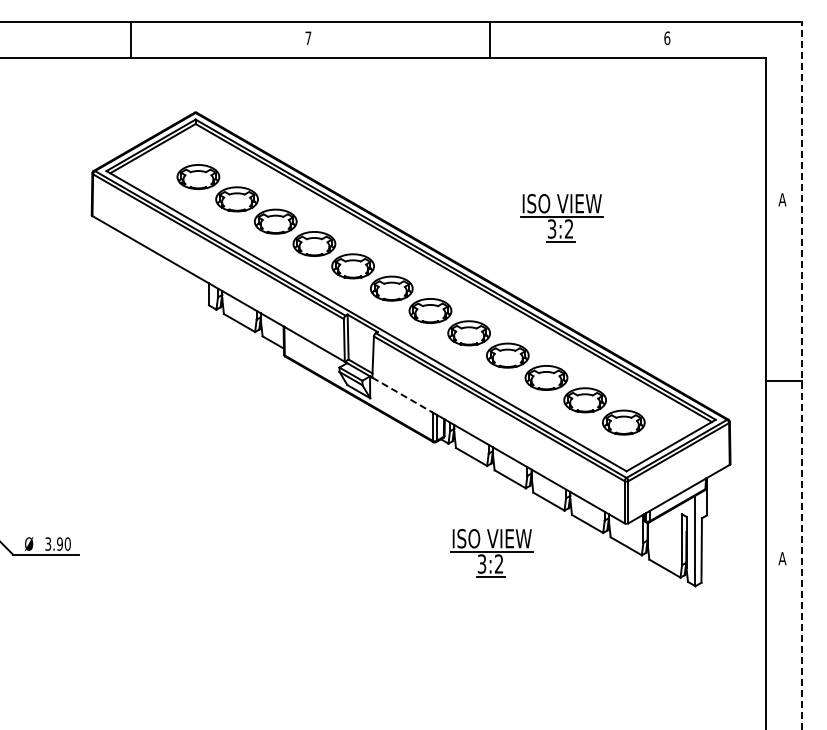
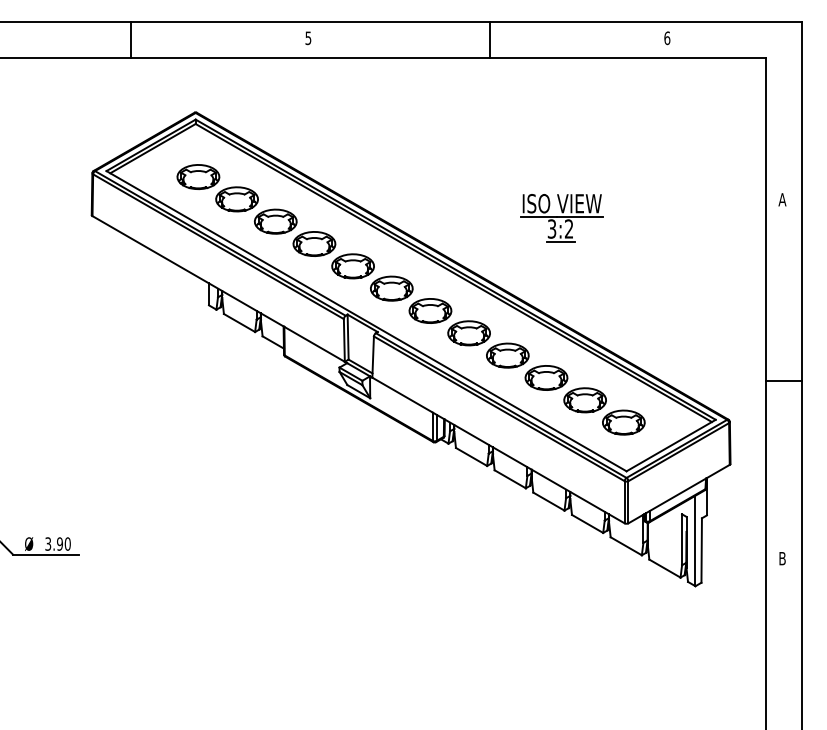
text: 7 -> 5 (308, 38)
line: dashed -> solid (802, 375)
line: dashed -> solid (402, 395)
part: present -> none (491, 553)
text: A -> B (782, 558)
